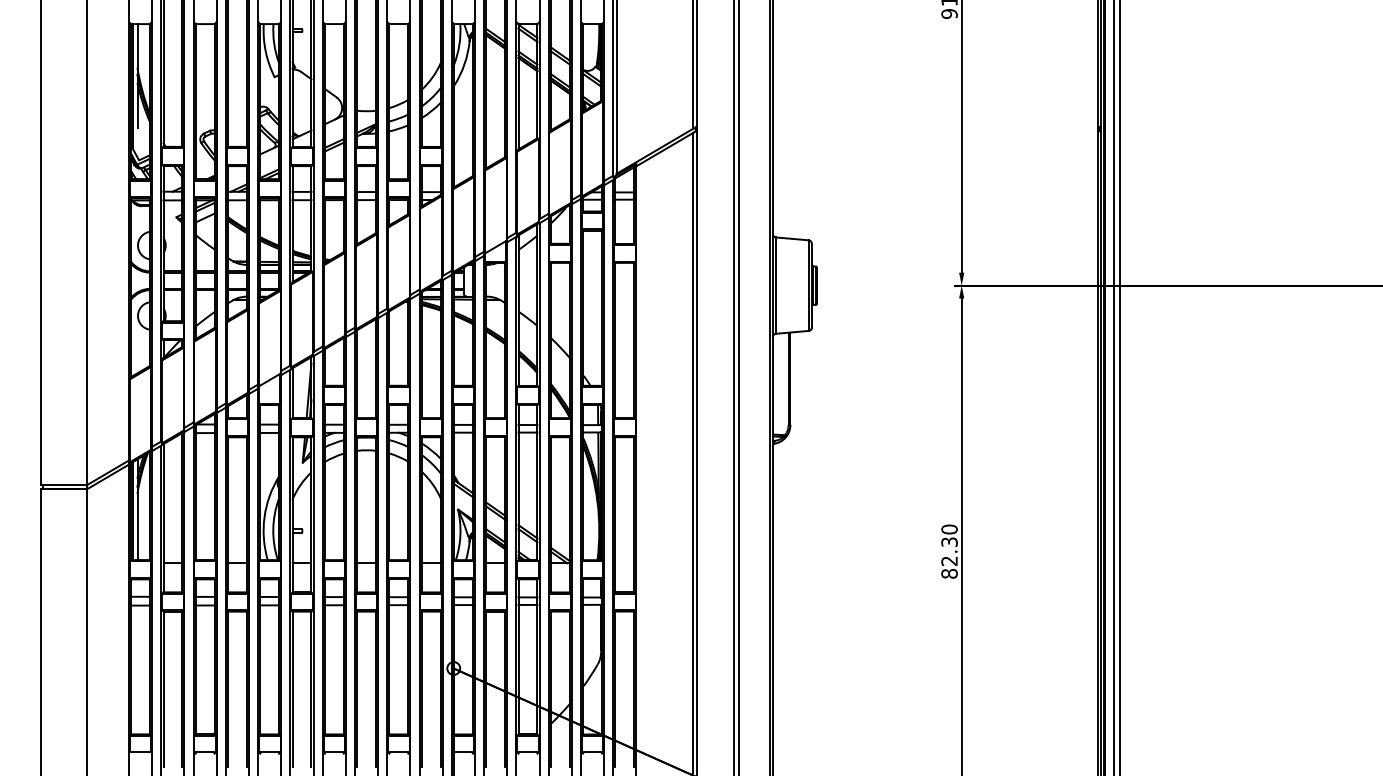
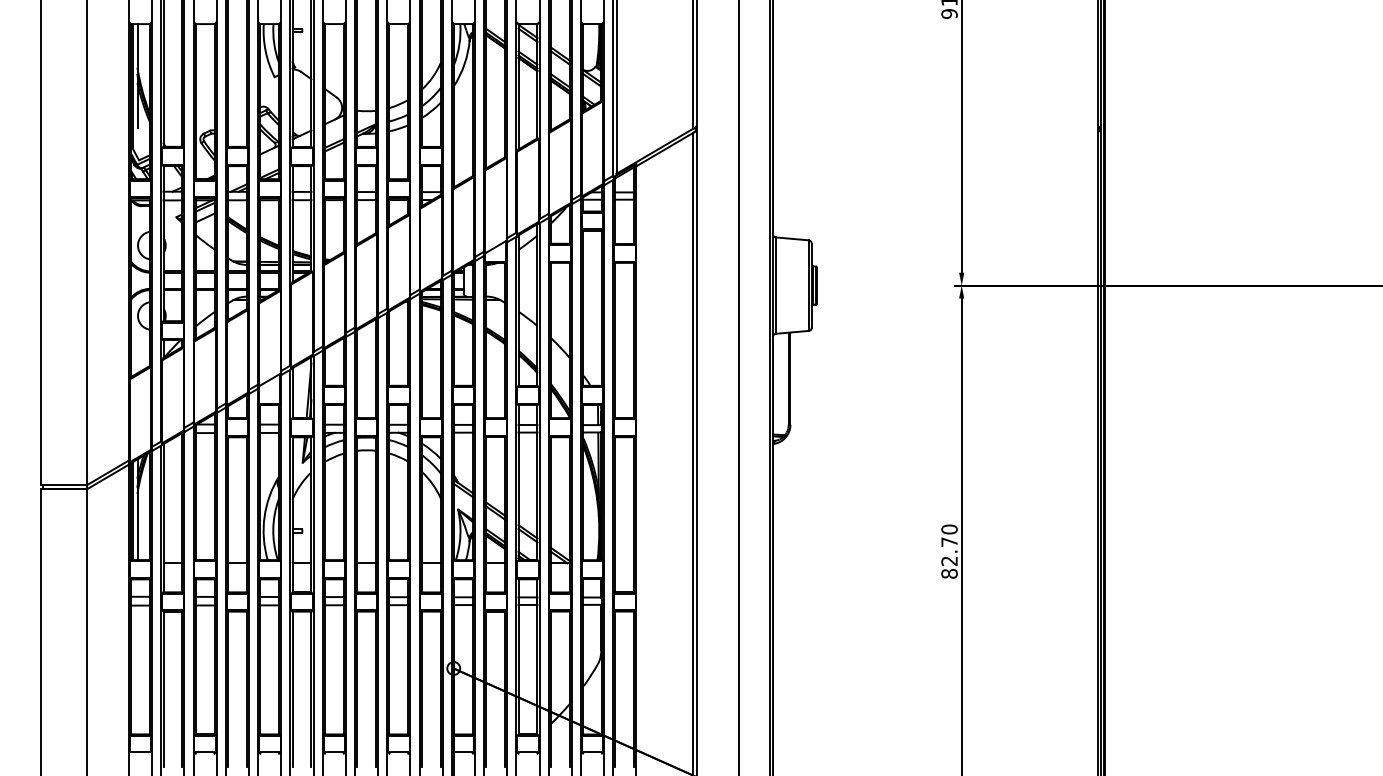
line: present -> none (733, 387)
line: present -> none (1113, 387)
line: present -> none (1119, 387)
text: 82.30 -> 82.70 (949, 541)
